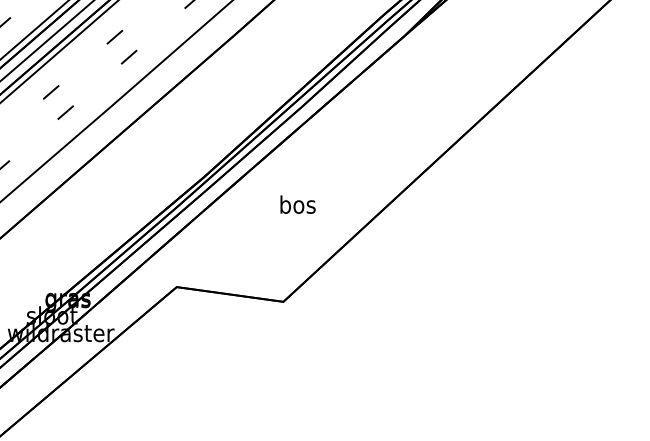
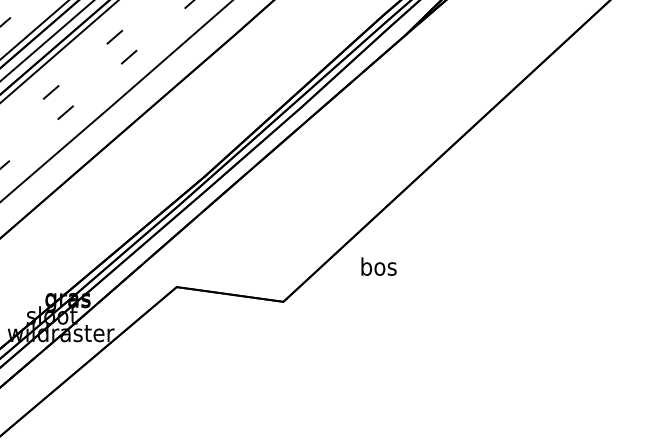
text position: (297, 204) -> (378, 266) (378, 266)
